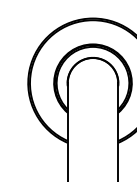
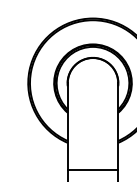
line: none -> present (92, 169)
